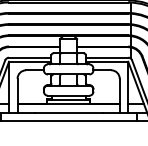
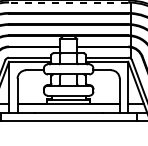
line: solid -> dashed (68, 2)
